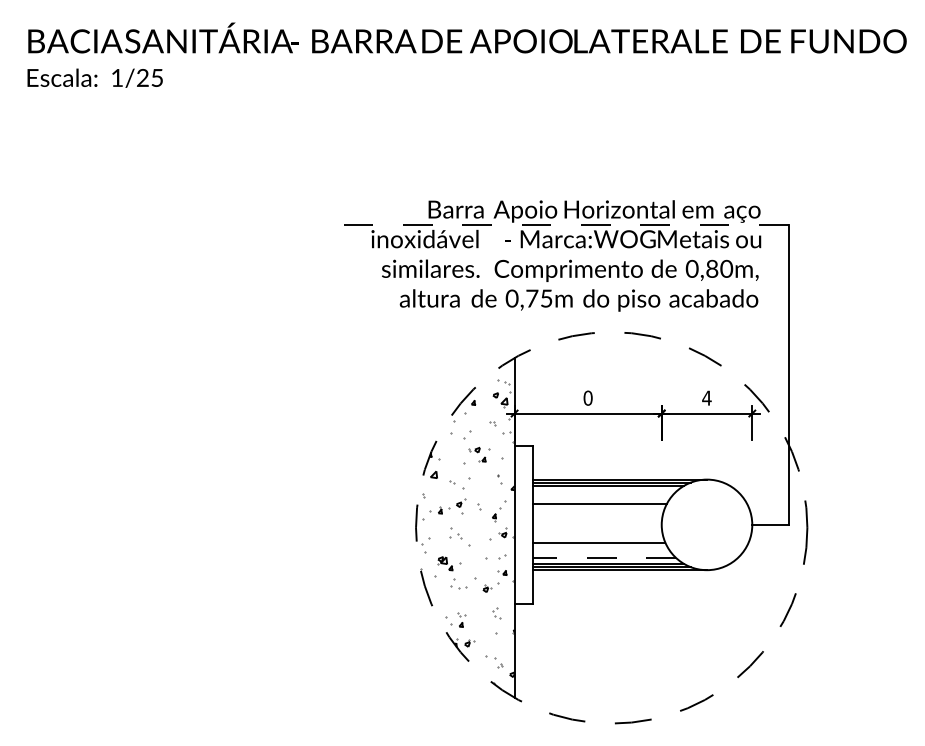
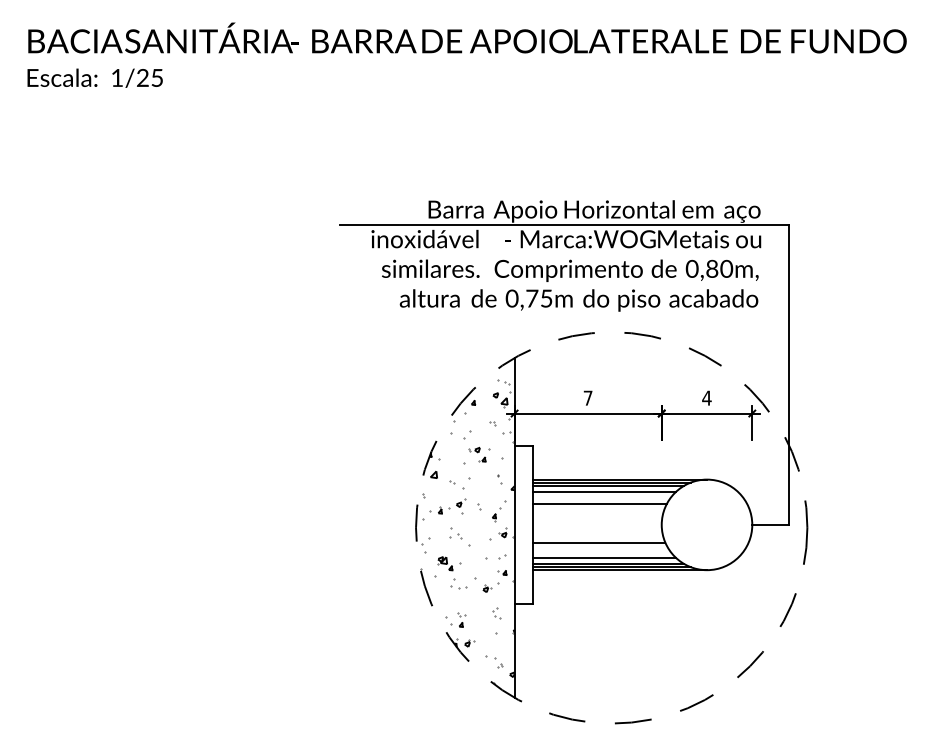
line: dashed -> solid (564, 225)
text: 0 -> 7 (587, 397)
line: none -> present (604, 491)
line: dashed -> solid (604, 557)
